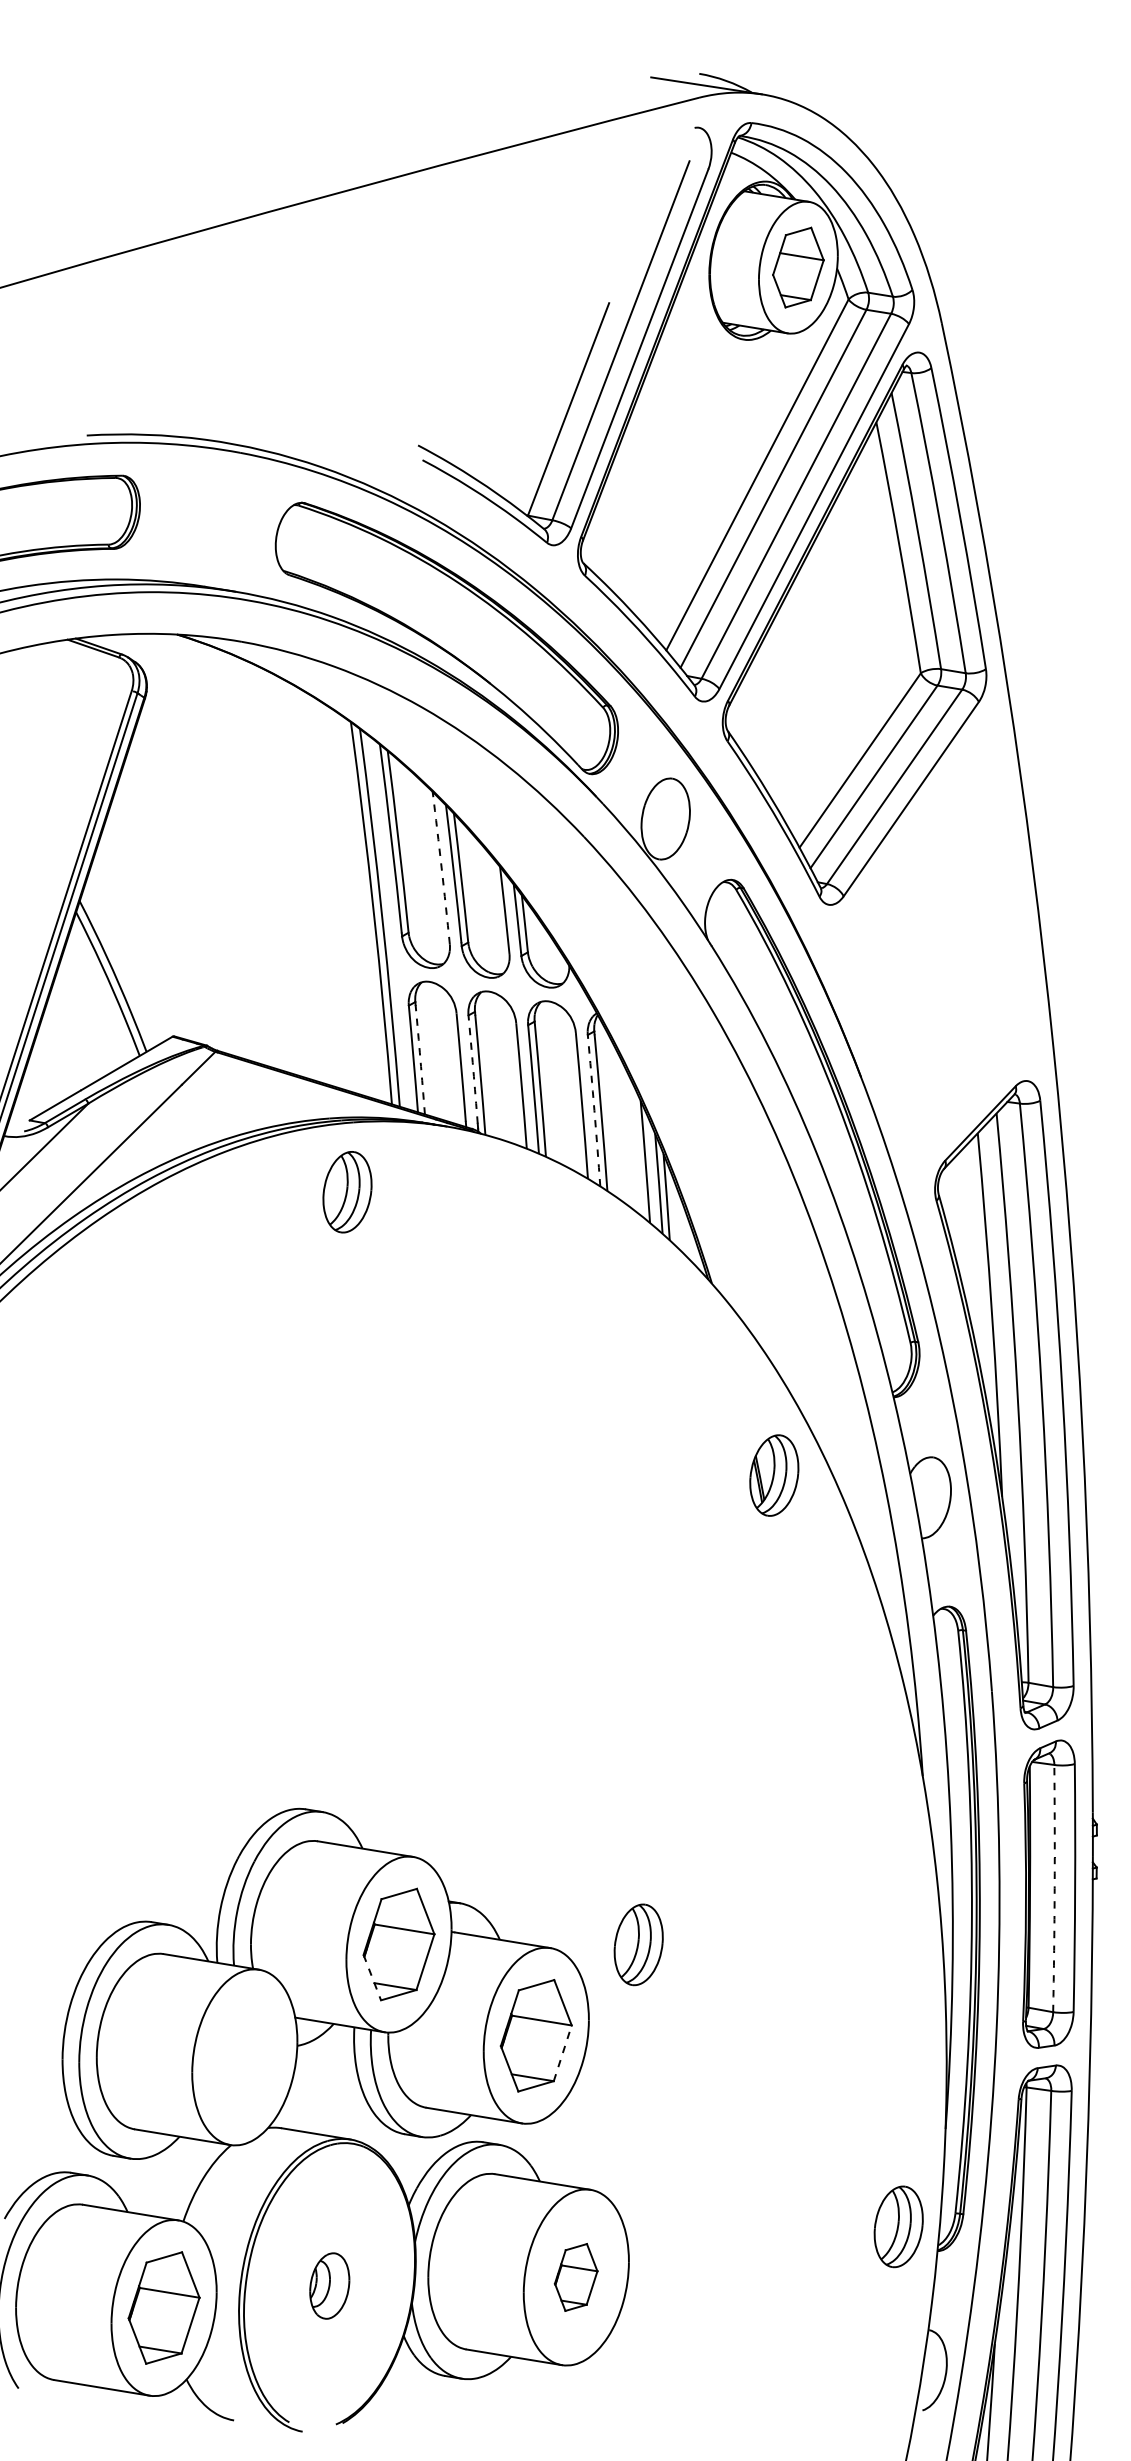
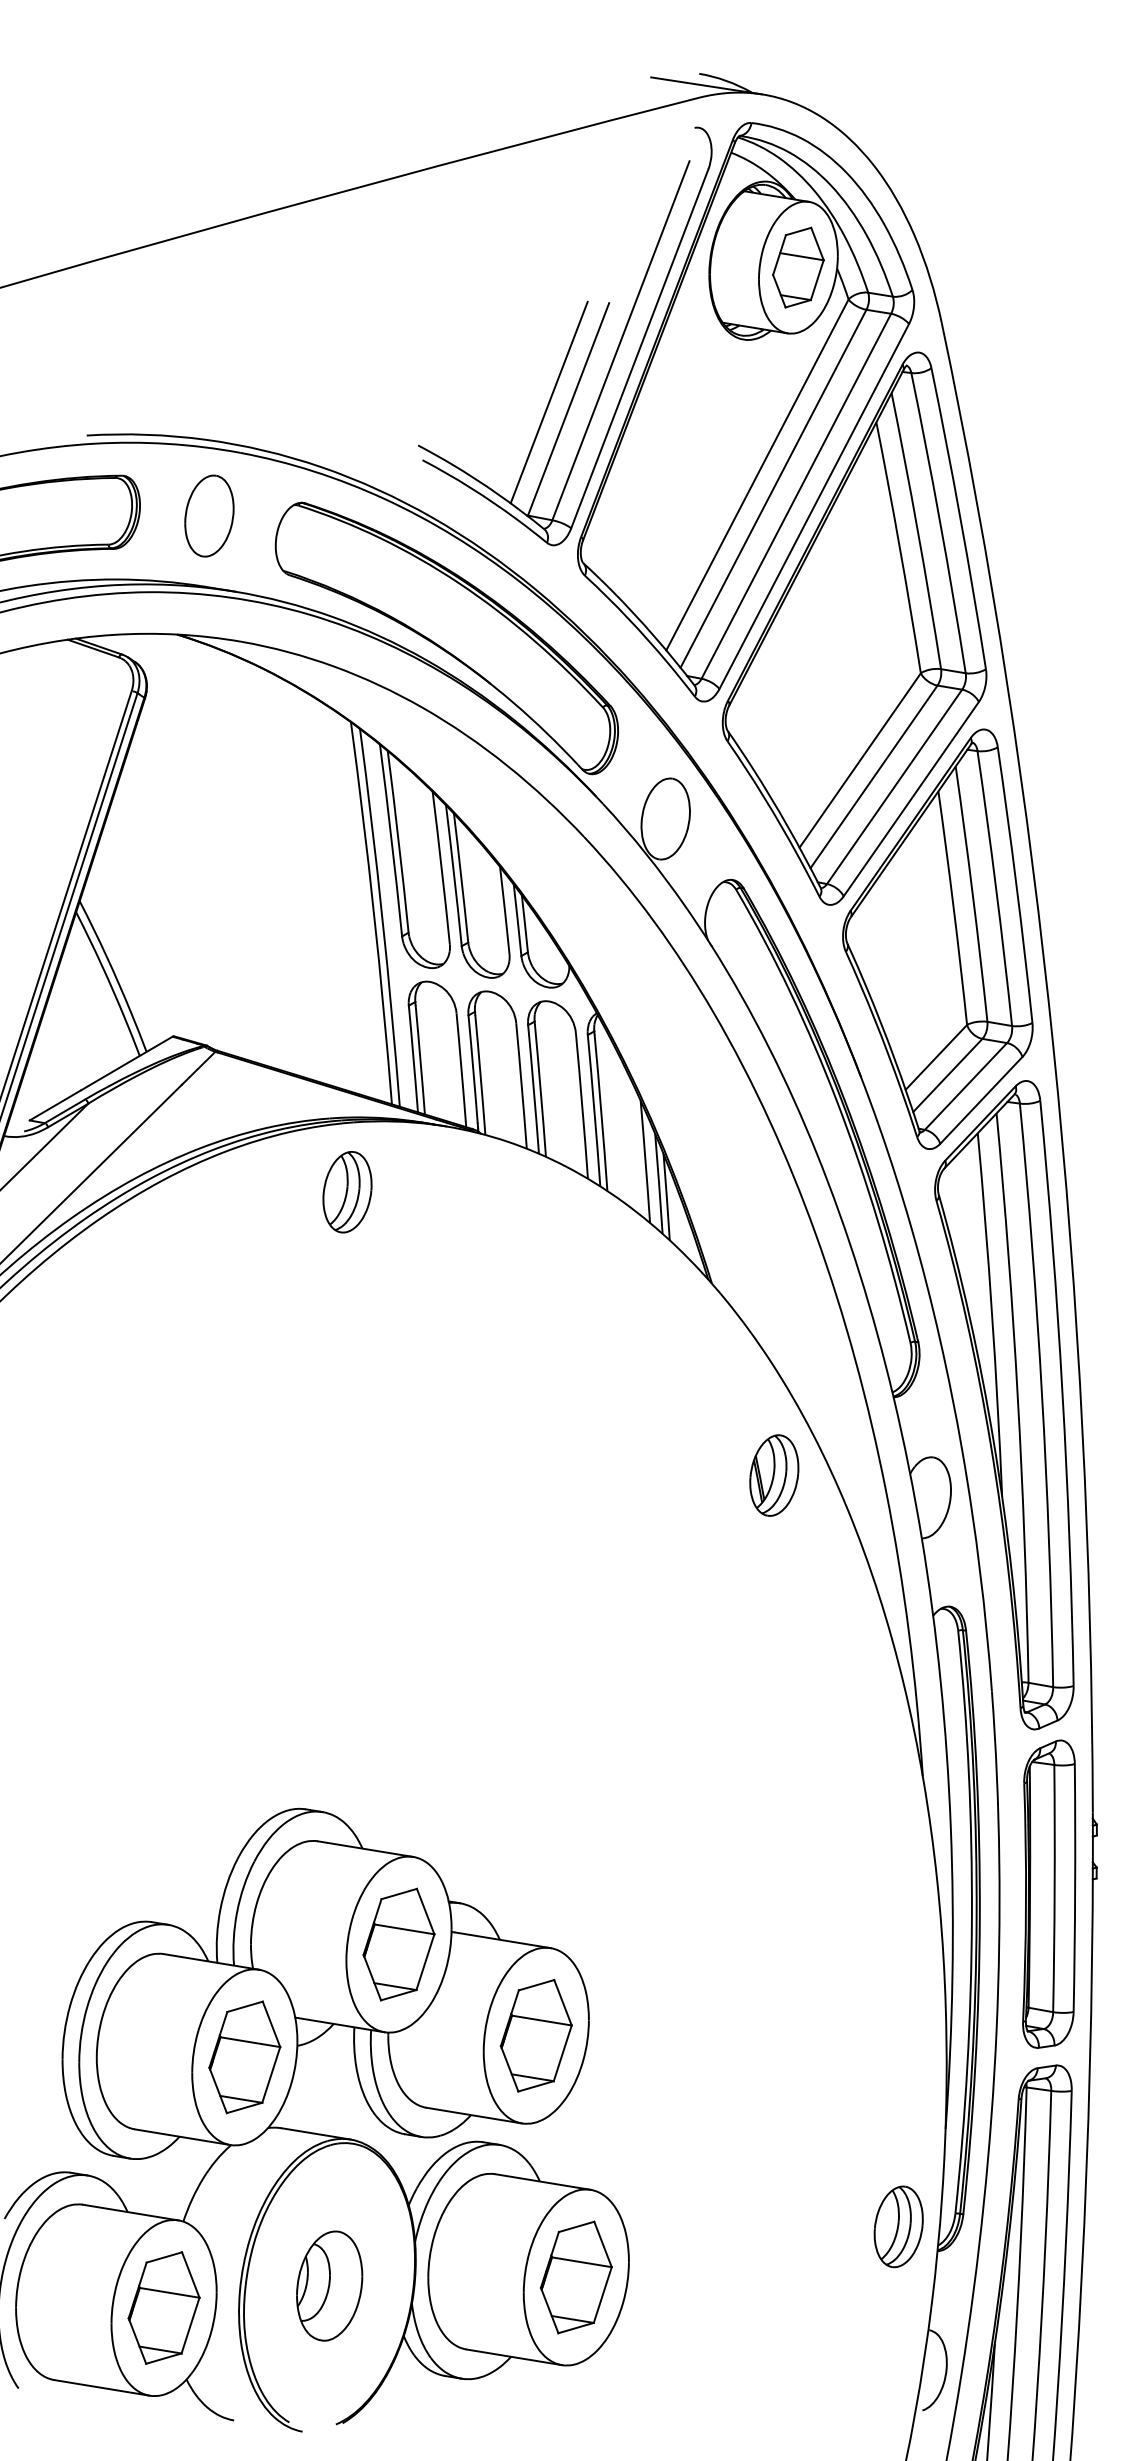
line: none -> present (548, 402)
part: none -> present (209, 515)
arc: dashed -> solid (441, 868)
part: none -> present (937, 938)
arc: dashed -> solid (420, 1059)
arc: dashed -> solid (473, 1069)
arc: dashed -> solid (594, 1110)
arc: dashed -> solid (1054, 1888)
part: present -> none (638, 1944)
line: dashed -> solid (372, 1978)
line: dashed -> solid (562, 2052)
part: none -> present (244, 2057)
part size: 46x69 px -> 74x115 px (575, 2277)
part size: 42x68 px -> 68x112 px (329, 2285)
